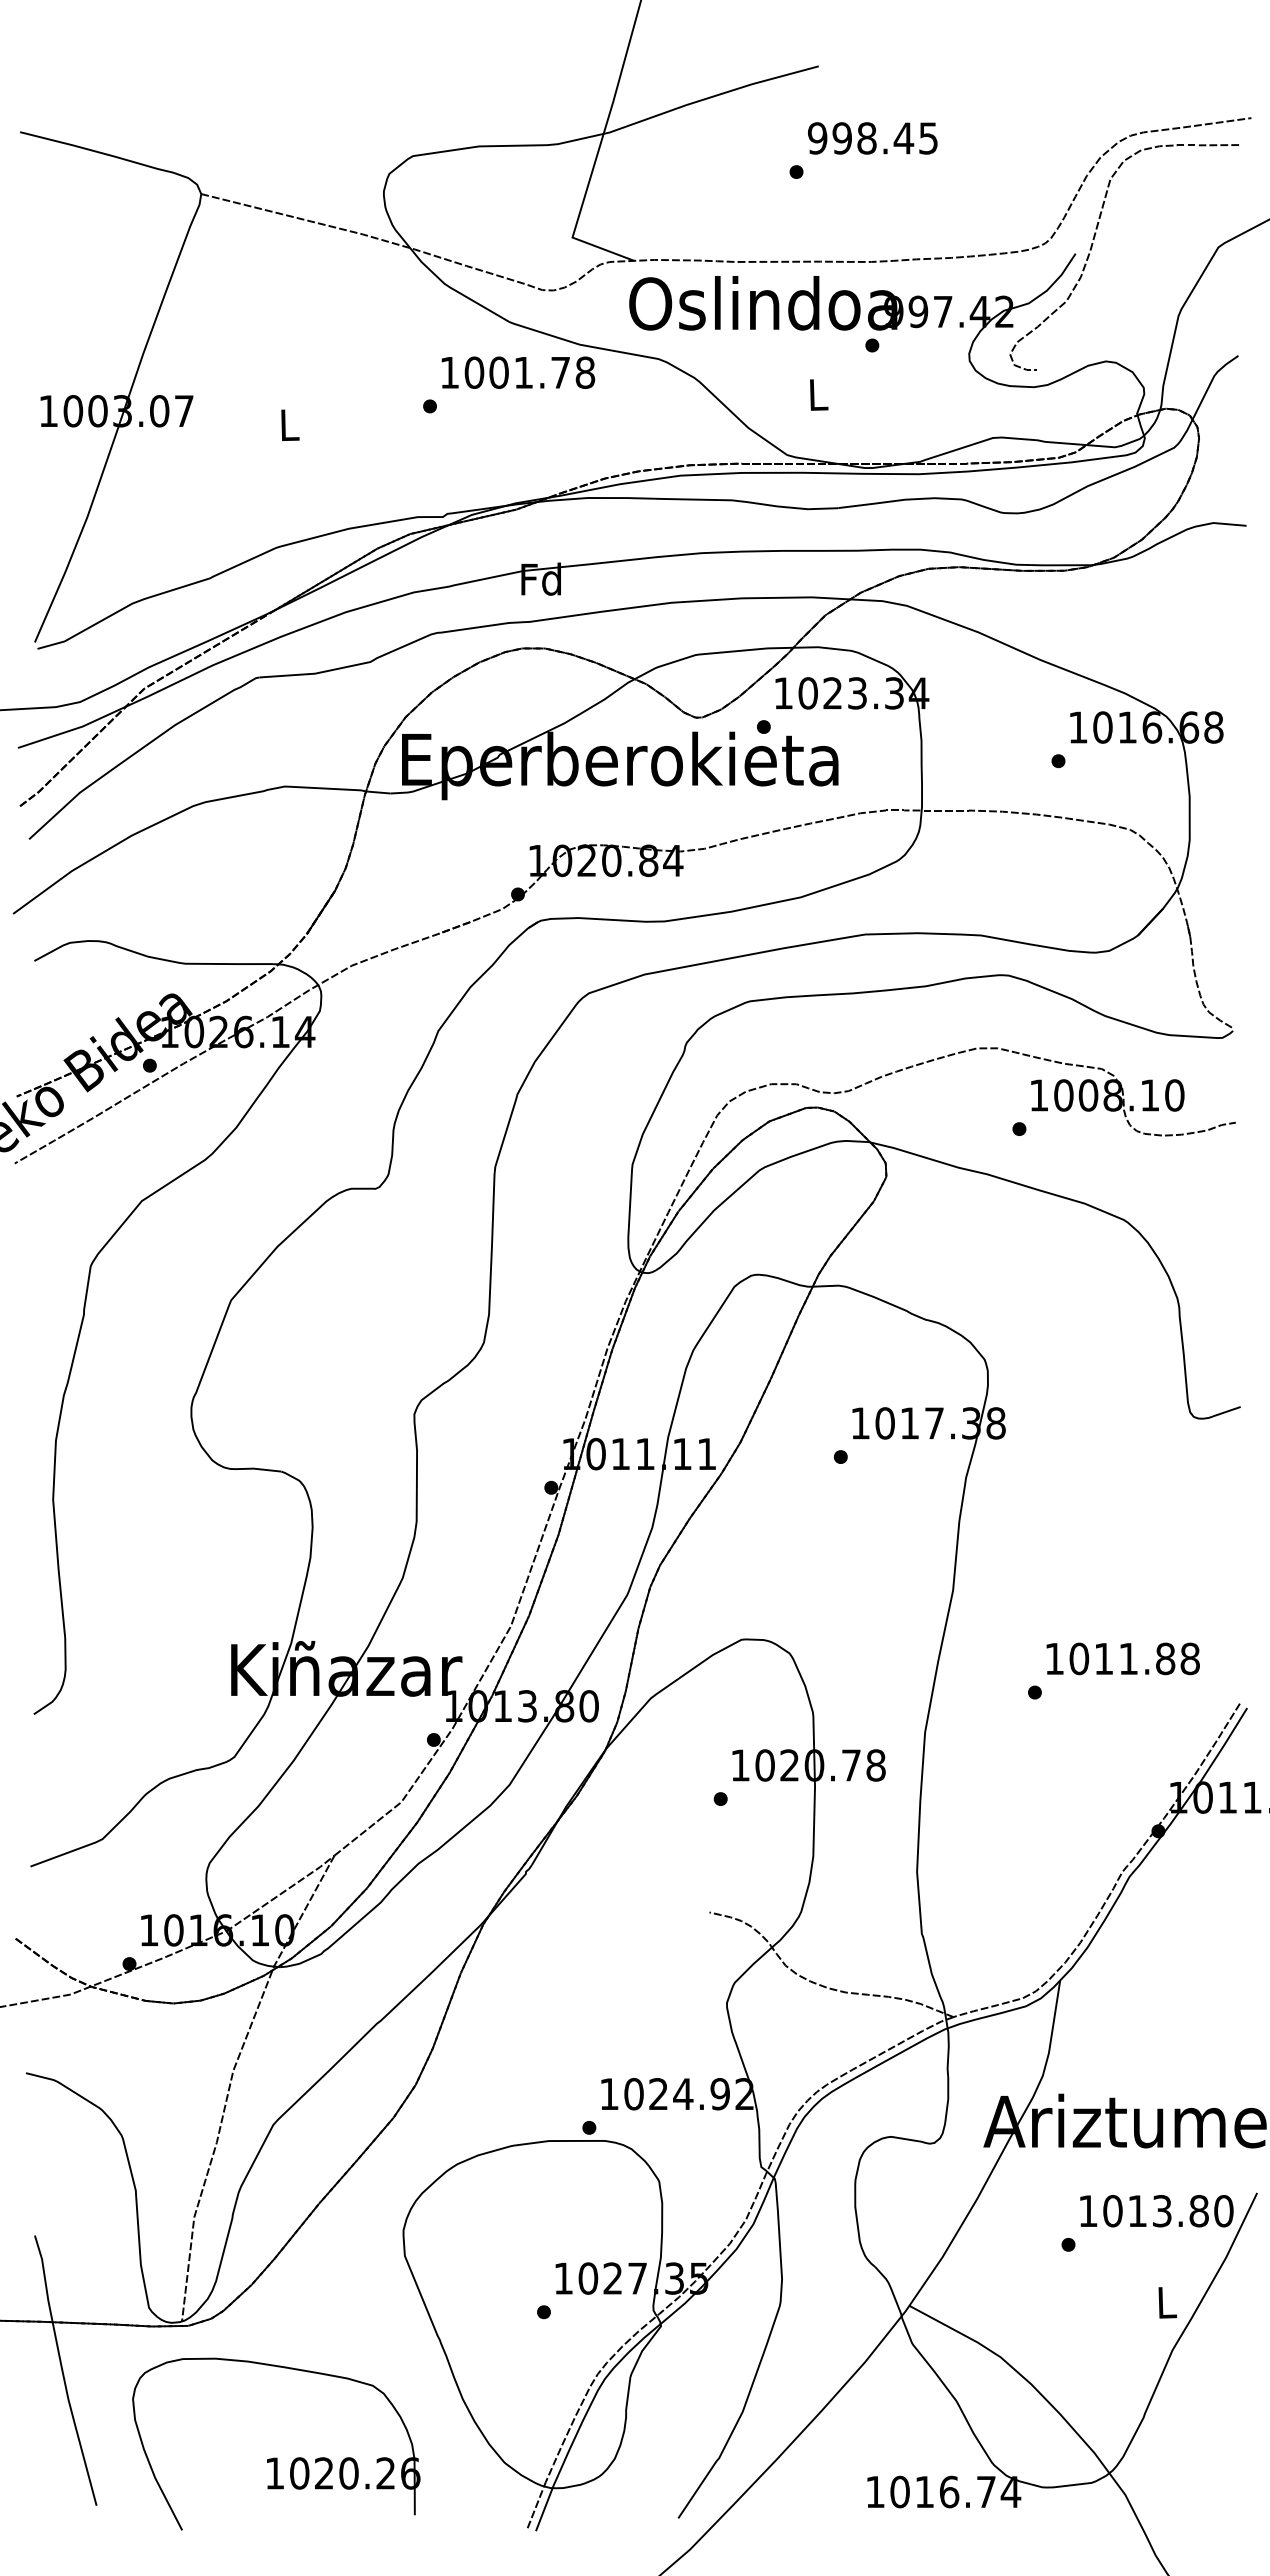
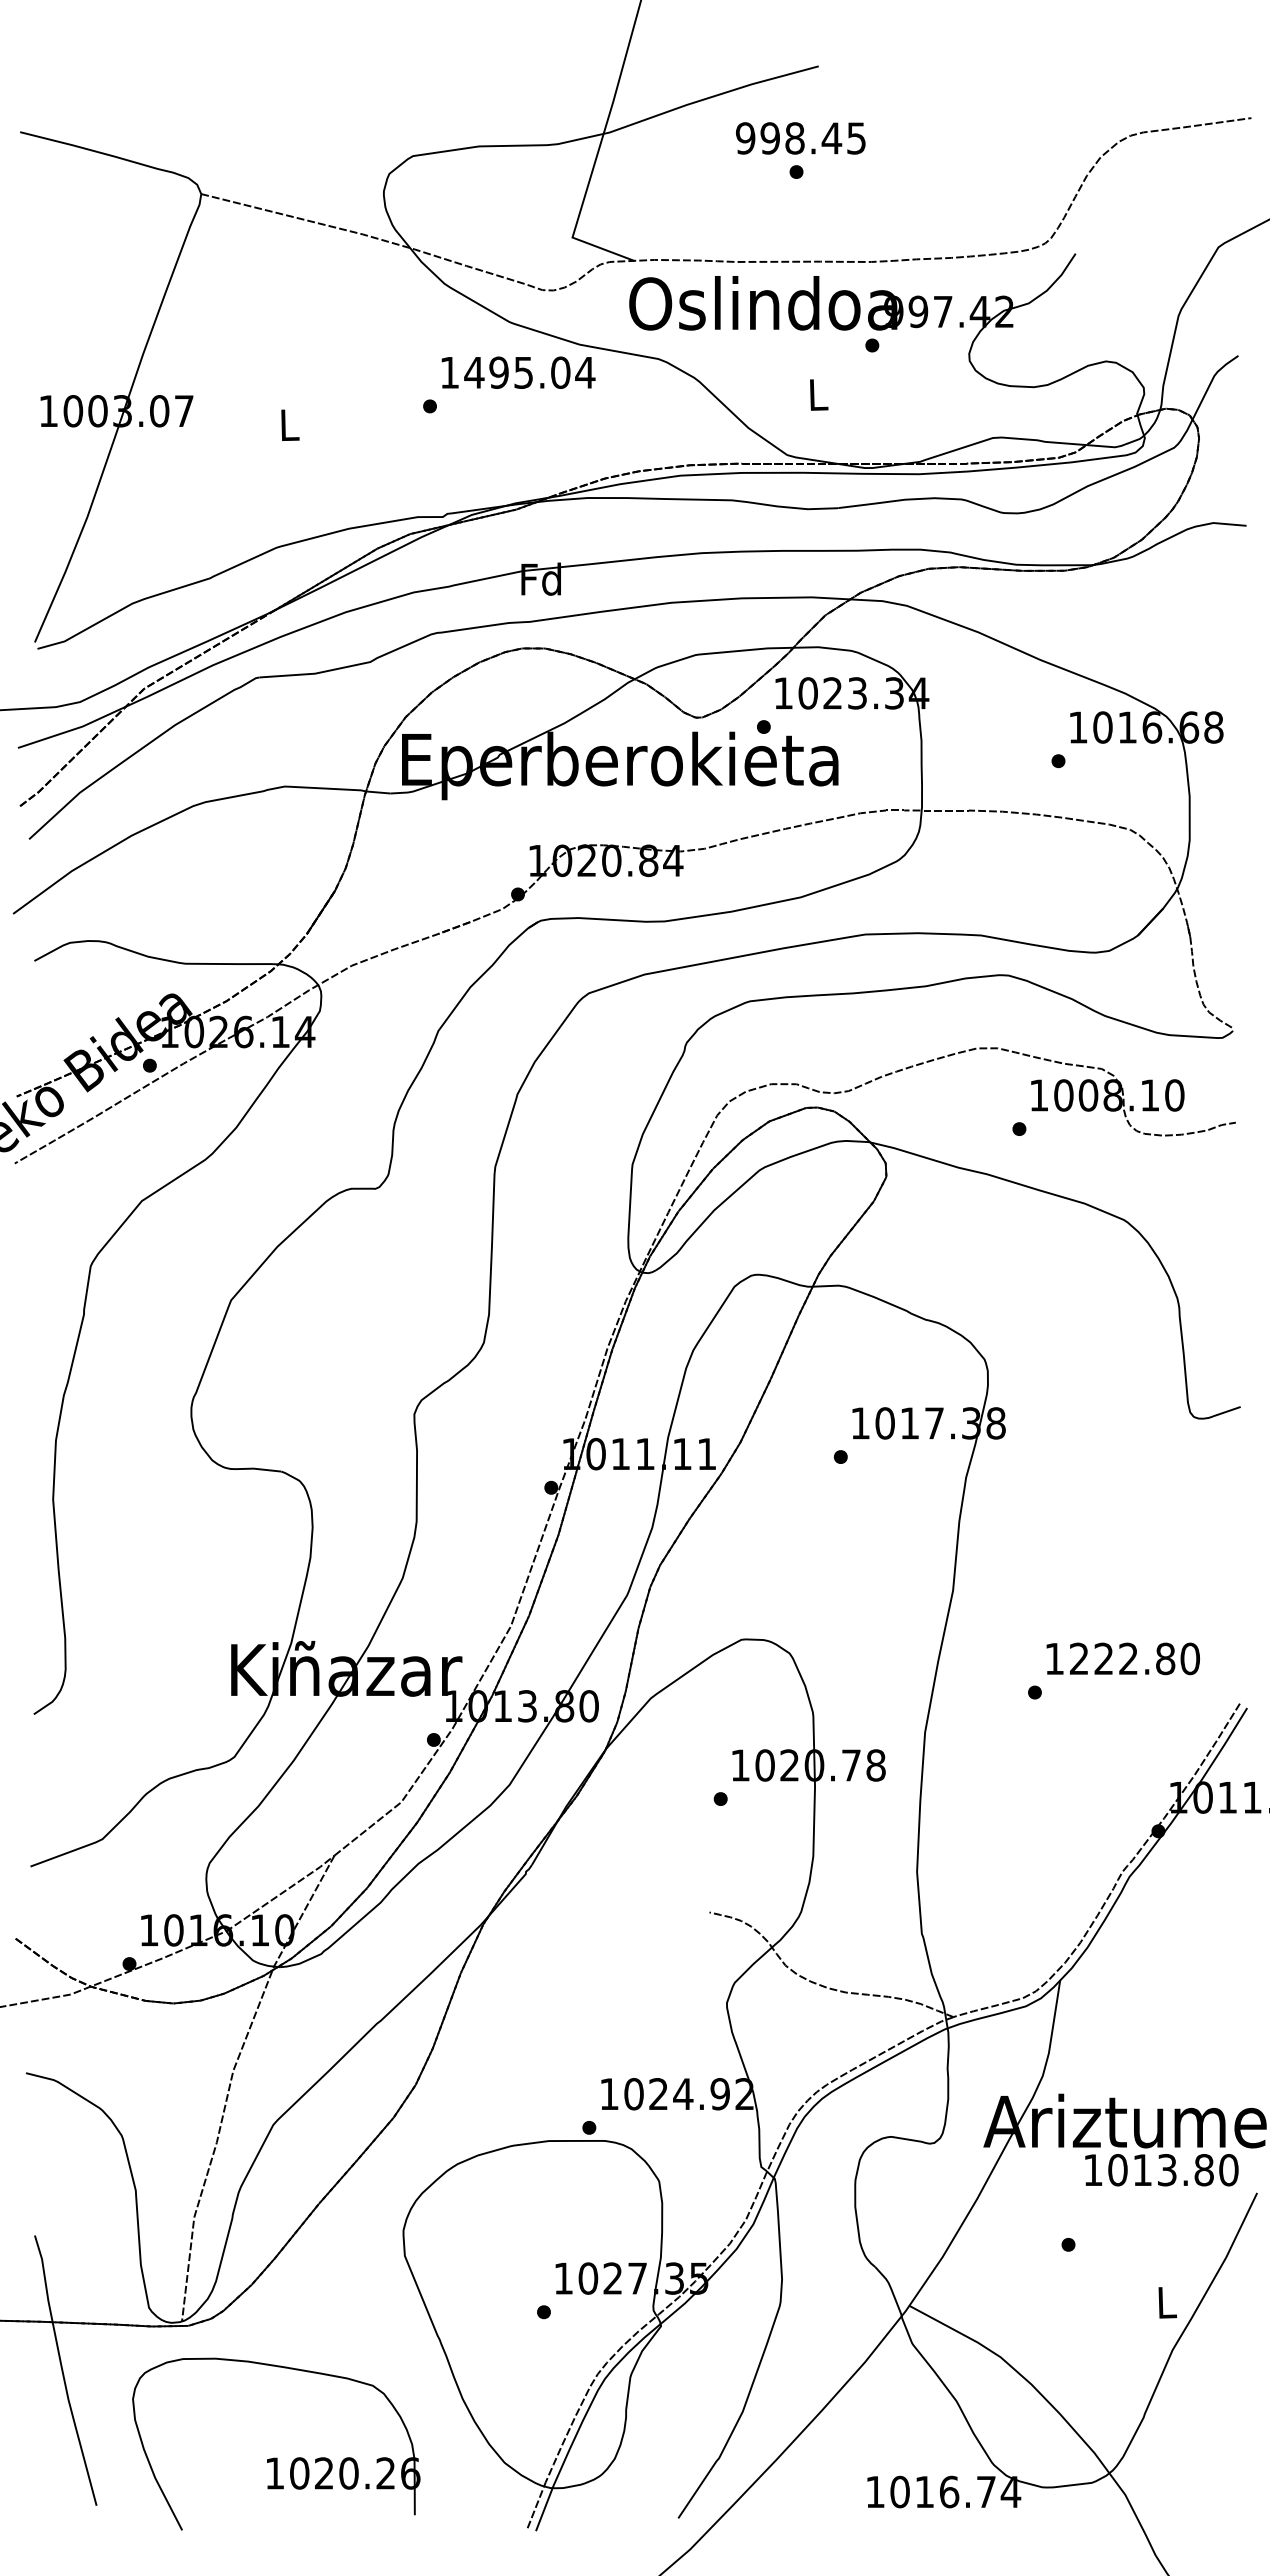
text position: (872, 138) -> (800, 138) (800, 138)
curve: present -> none (1092, 247)
text: 1001.78 -> 1495.04 (529, 372)
text: 1011.88 -> 1222.80 (1134, 1658)
text position: (1156, 2211) -> (1161, 2170) (1161, 2170)
